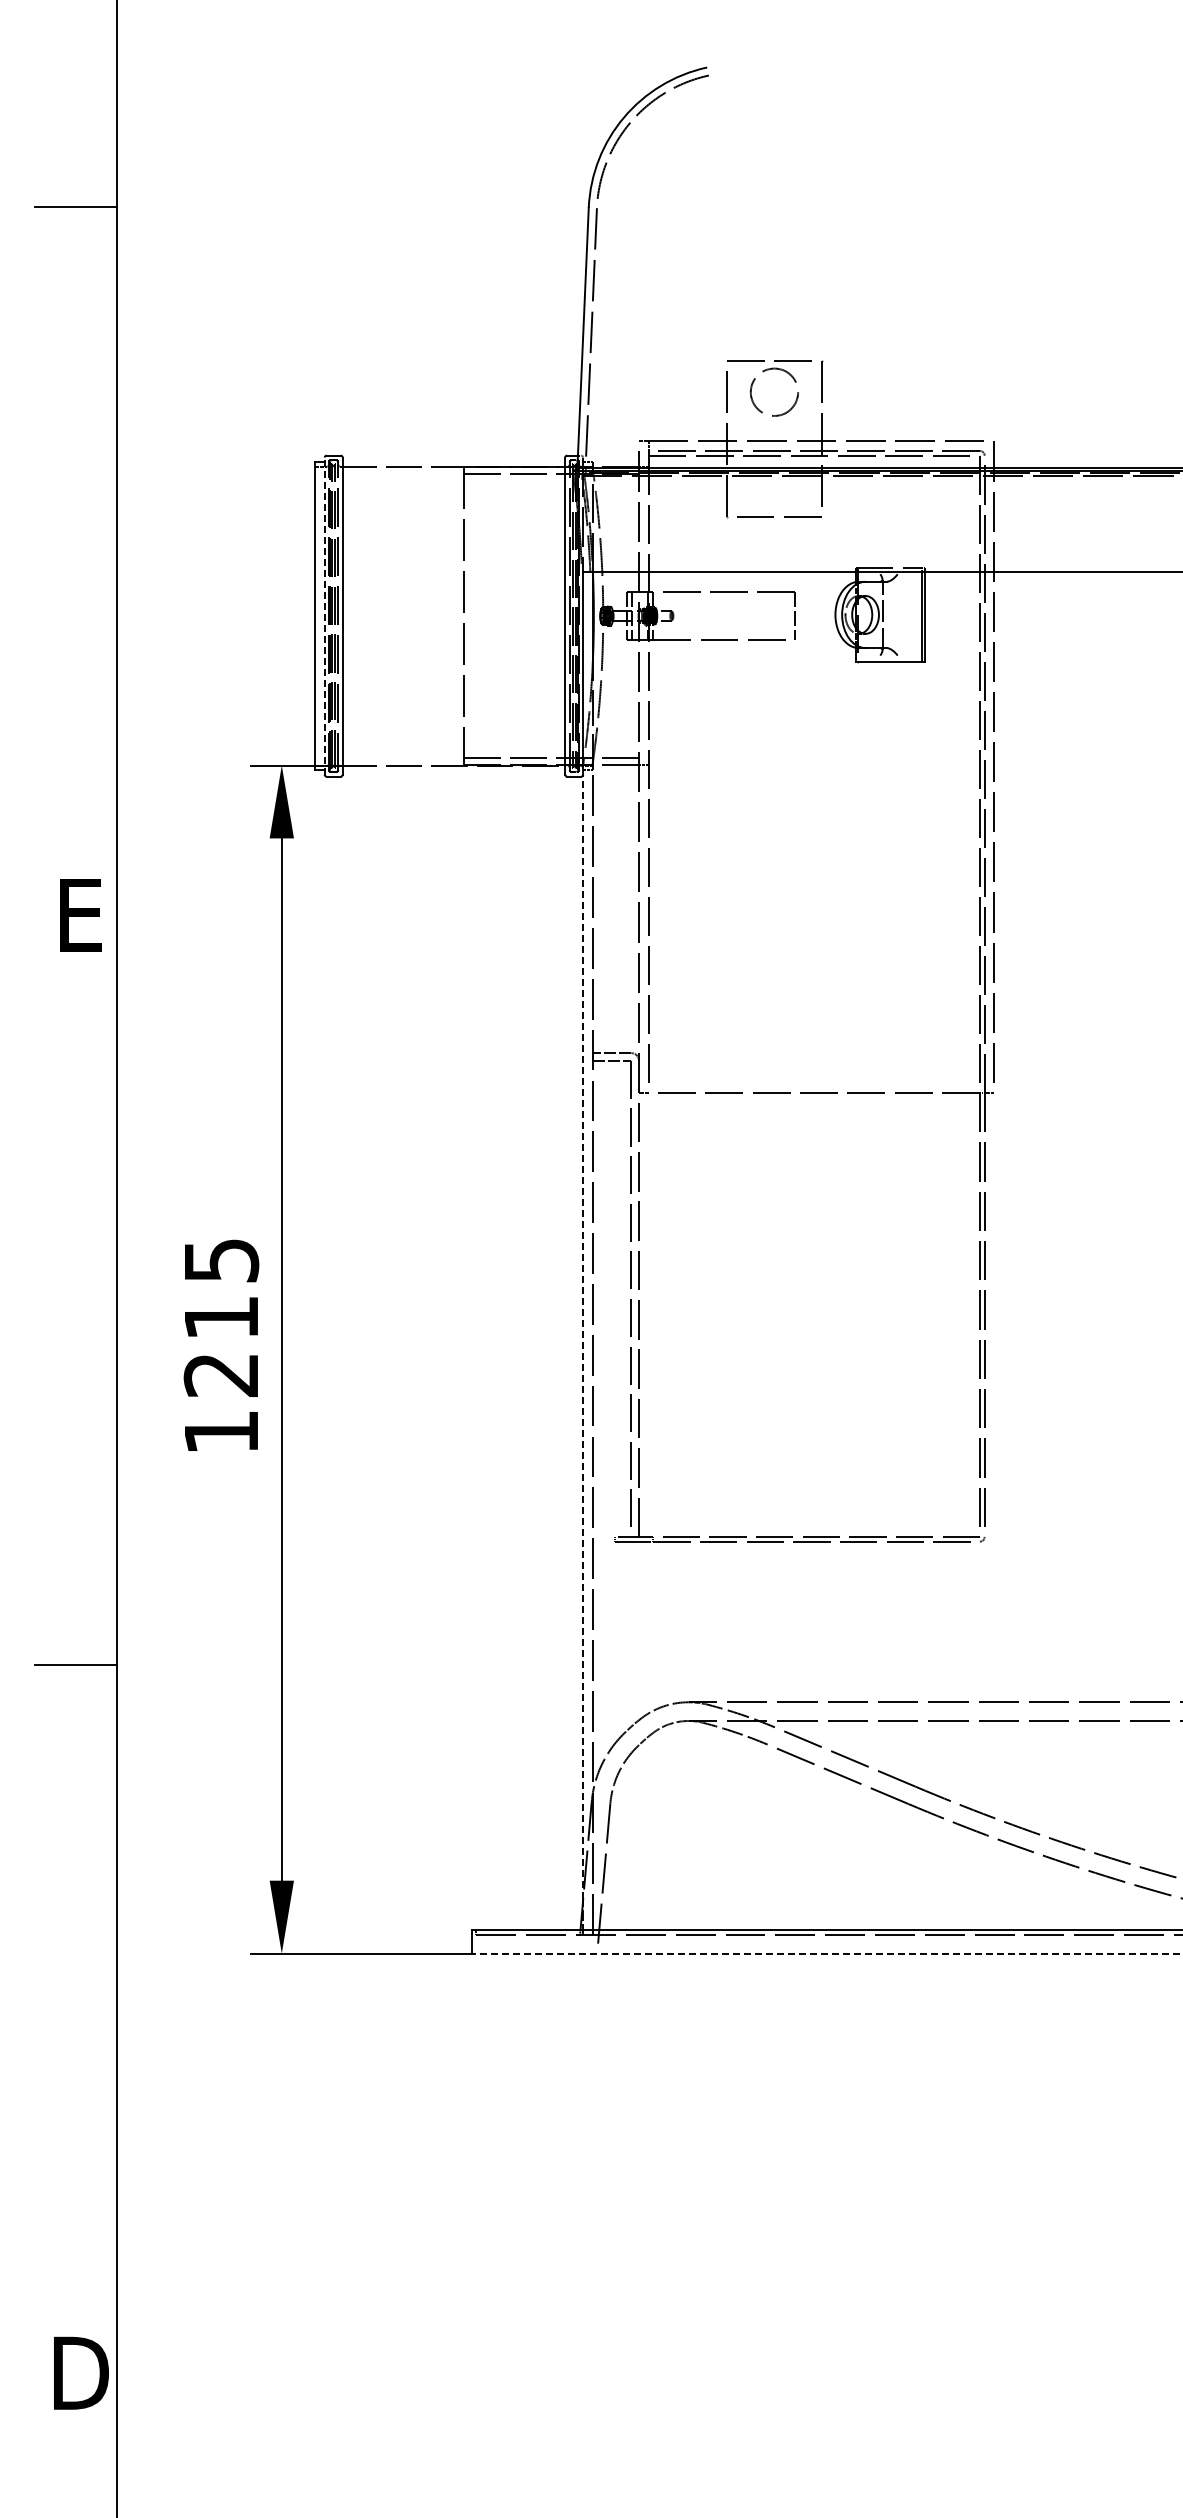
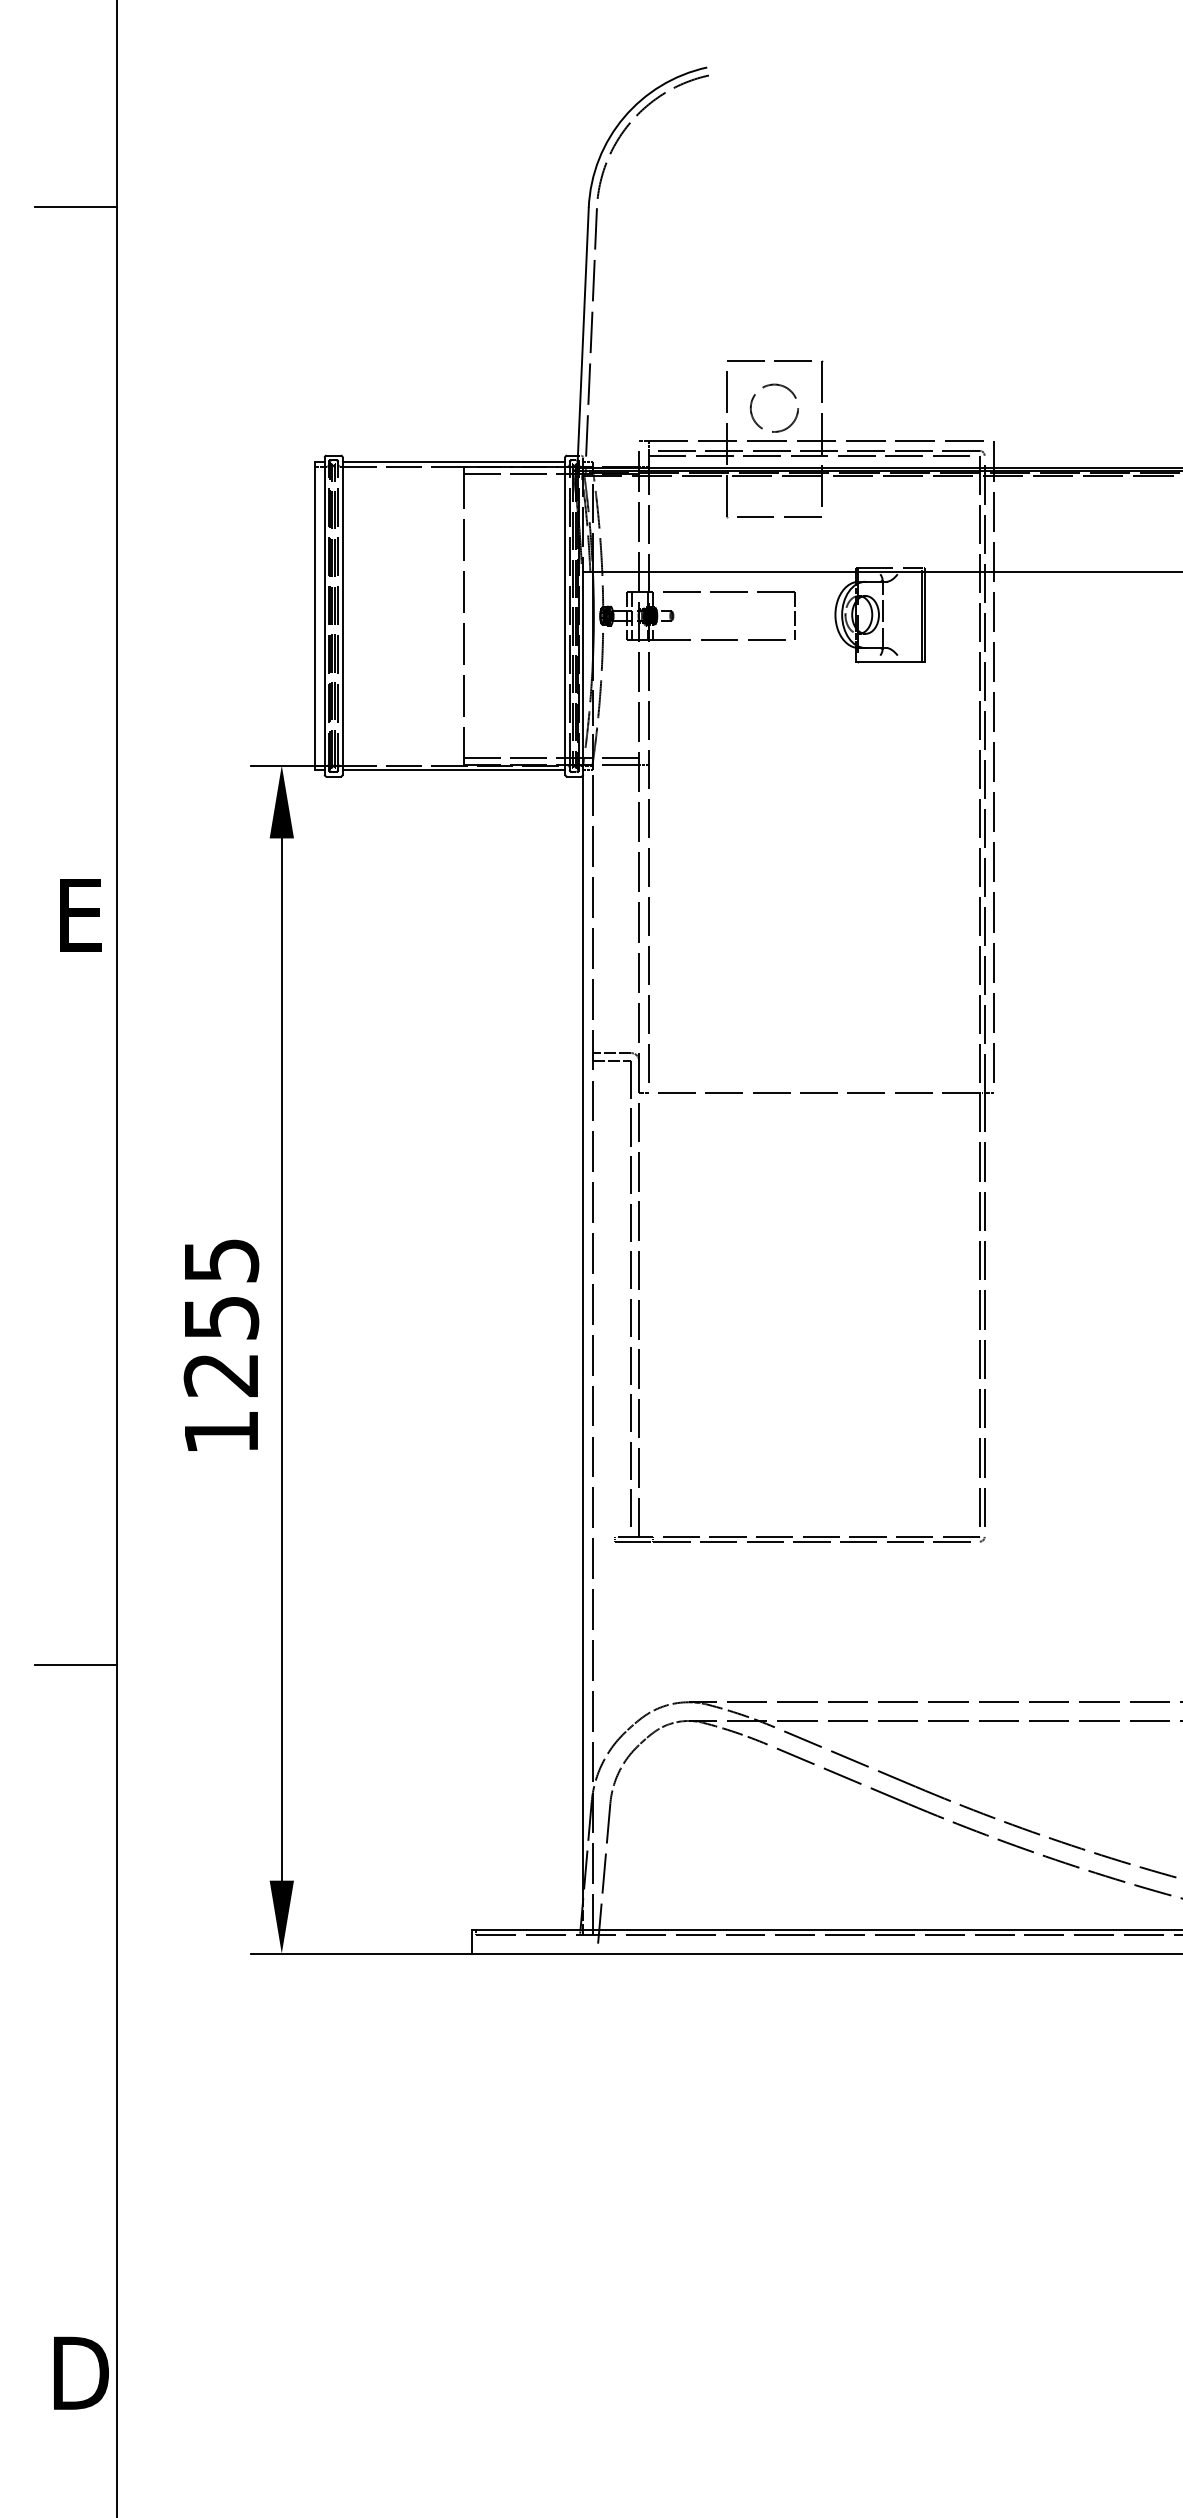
circle position: (773, 391) -> (773, 407) (773, 407)
line: none -> present (453, 462)
line: dashed -> solid (324, 616)
line: none -> present (453, 769)
text: 1215 -> 1255 (222, 1318)
line: dashed -> solid (583, 1336)
line: dashed -> solid (826, 1953)
